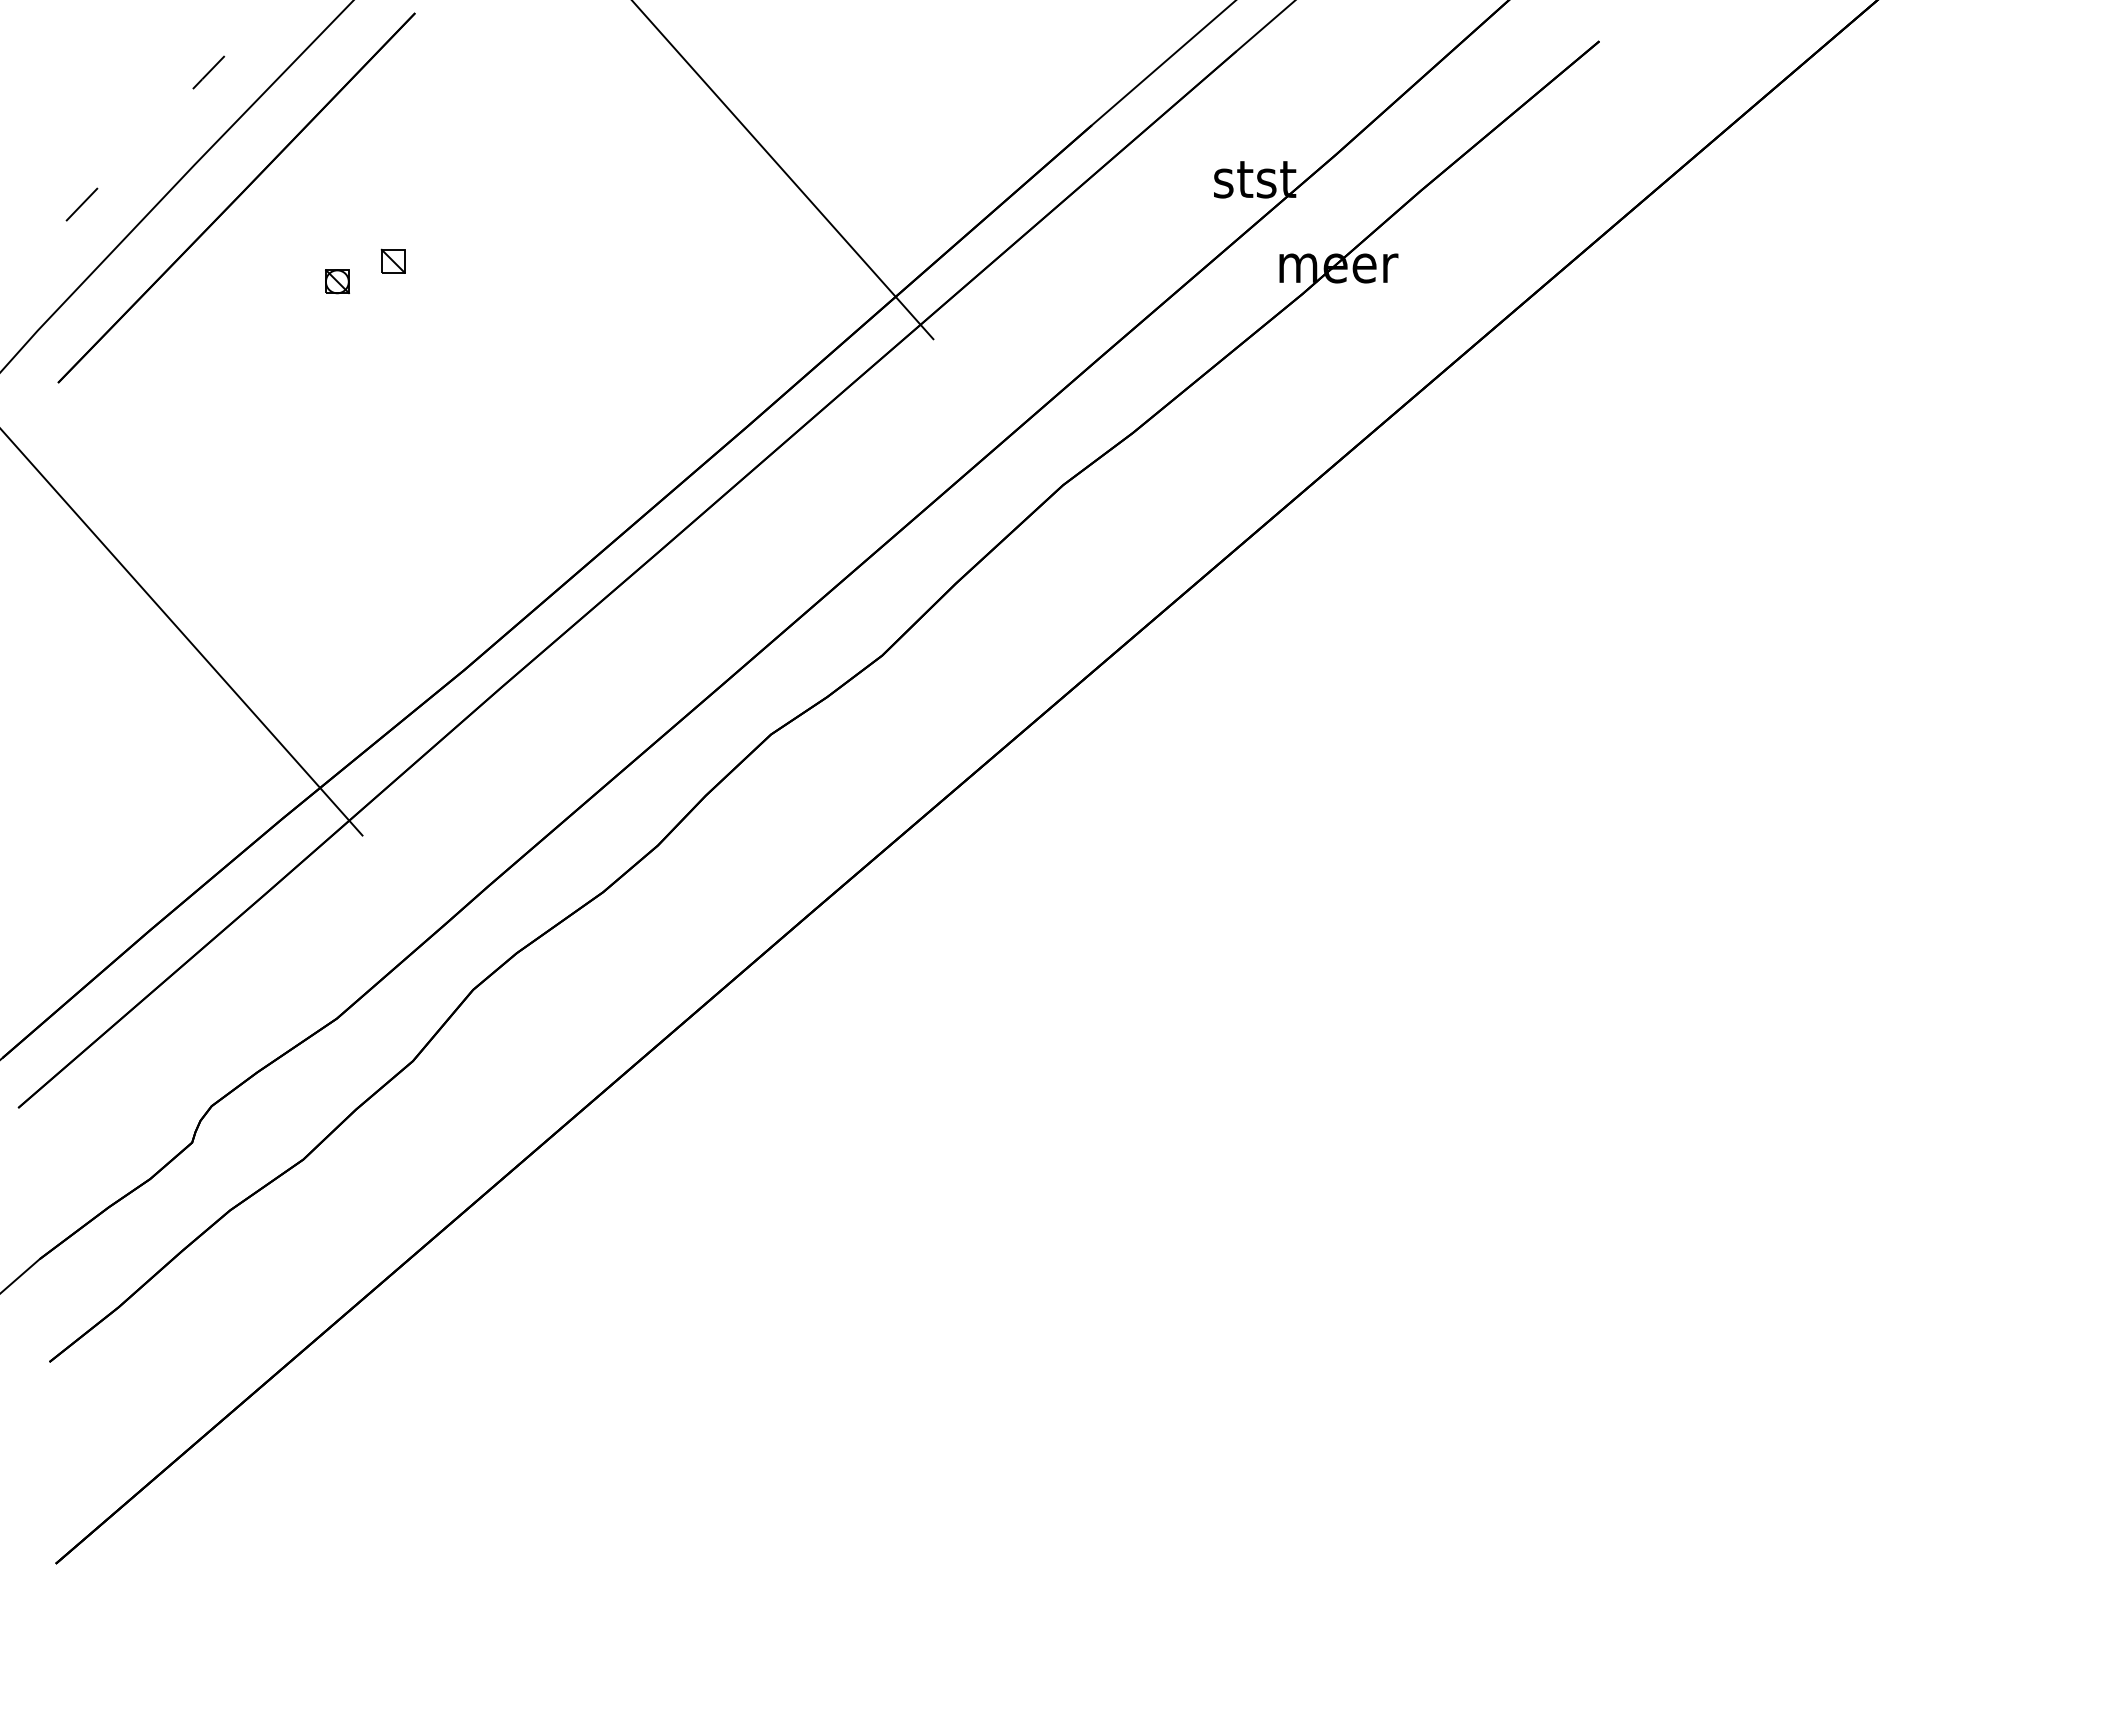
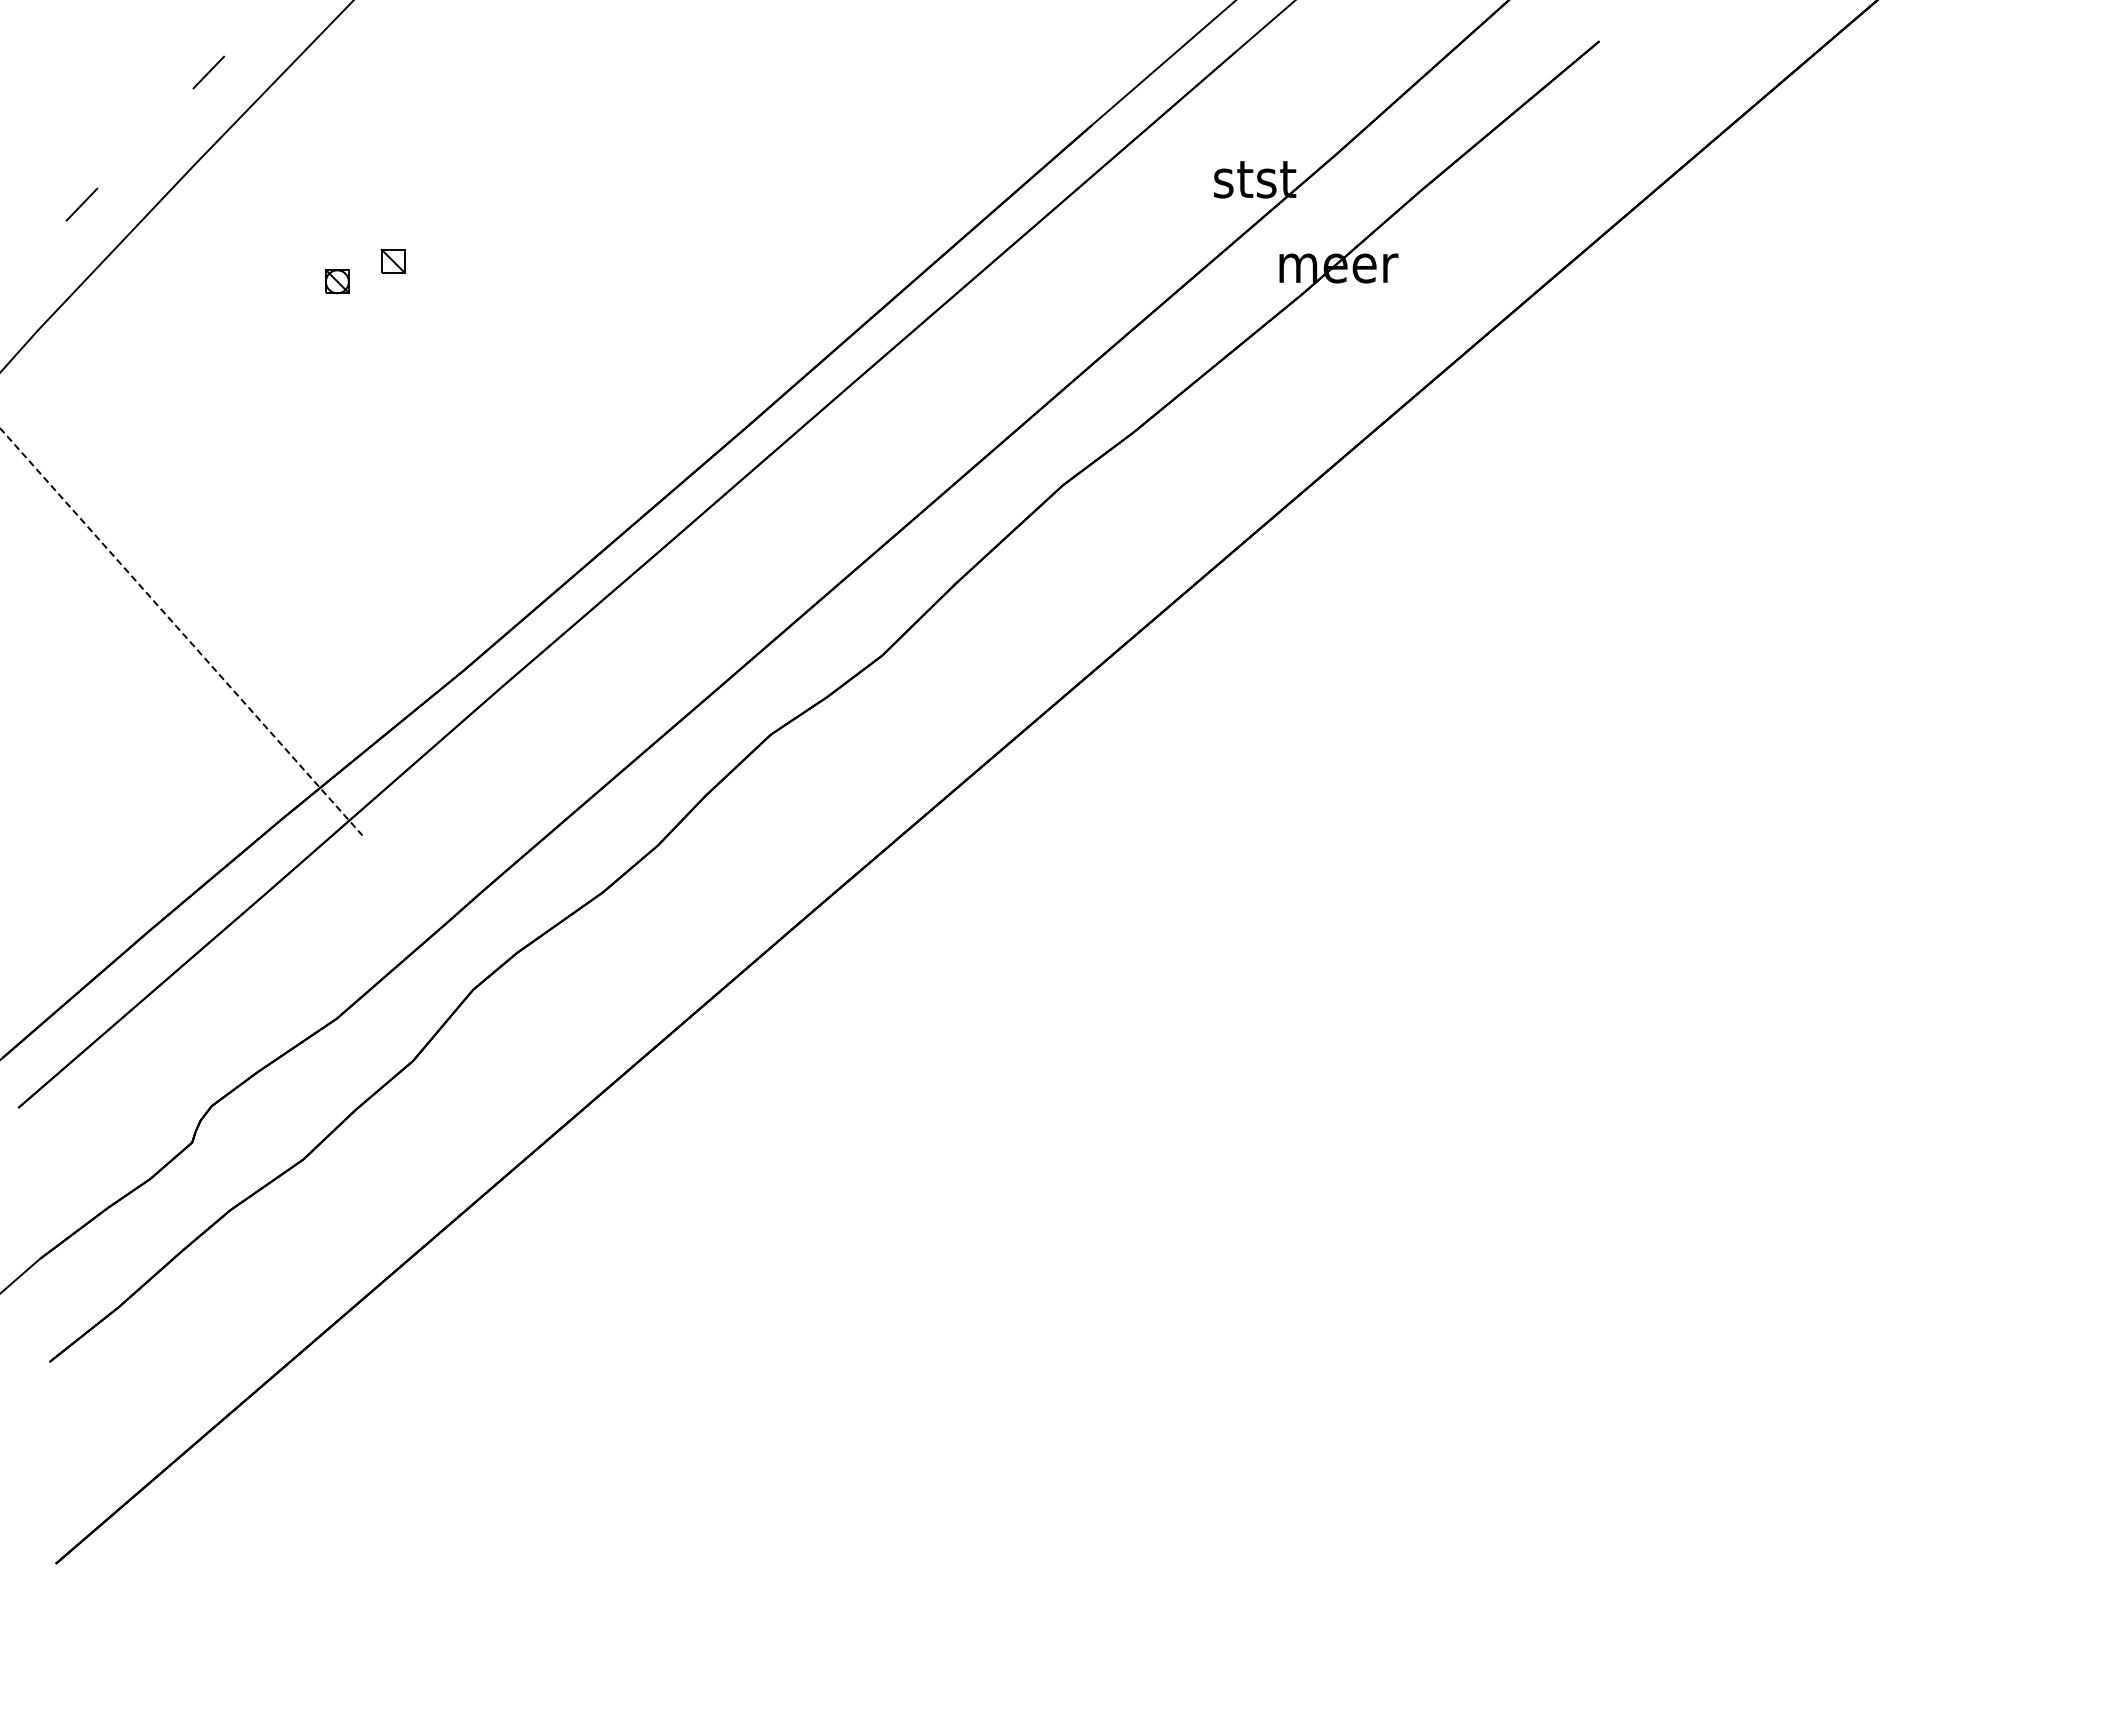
line: present -> none (783, 170)
line: present -> none (236, 197)
line: solid -> dashed (181, 632)
